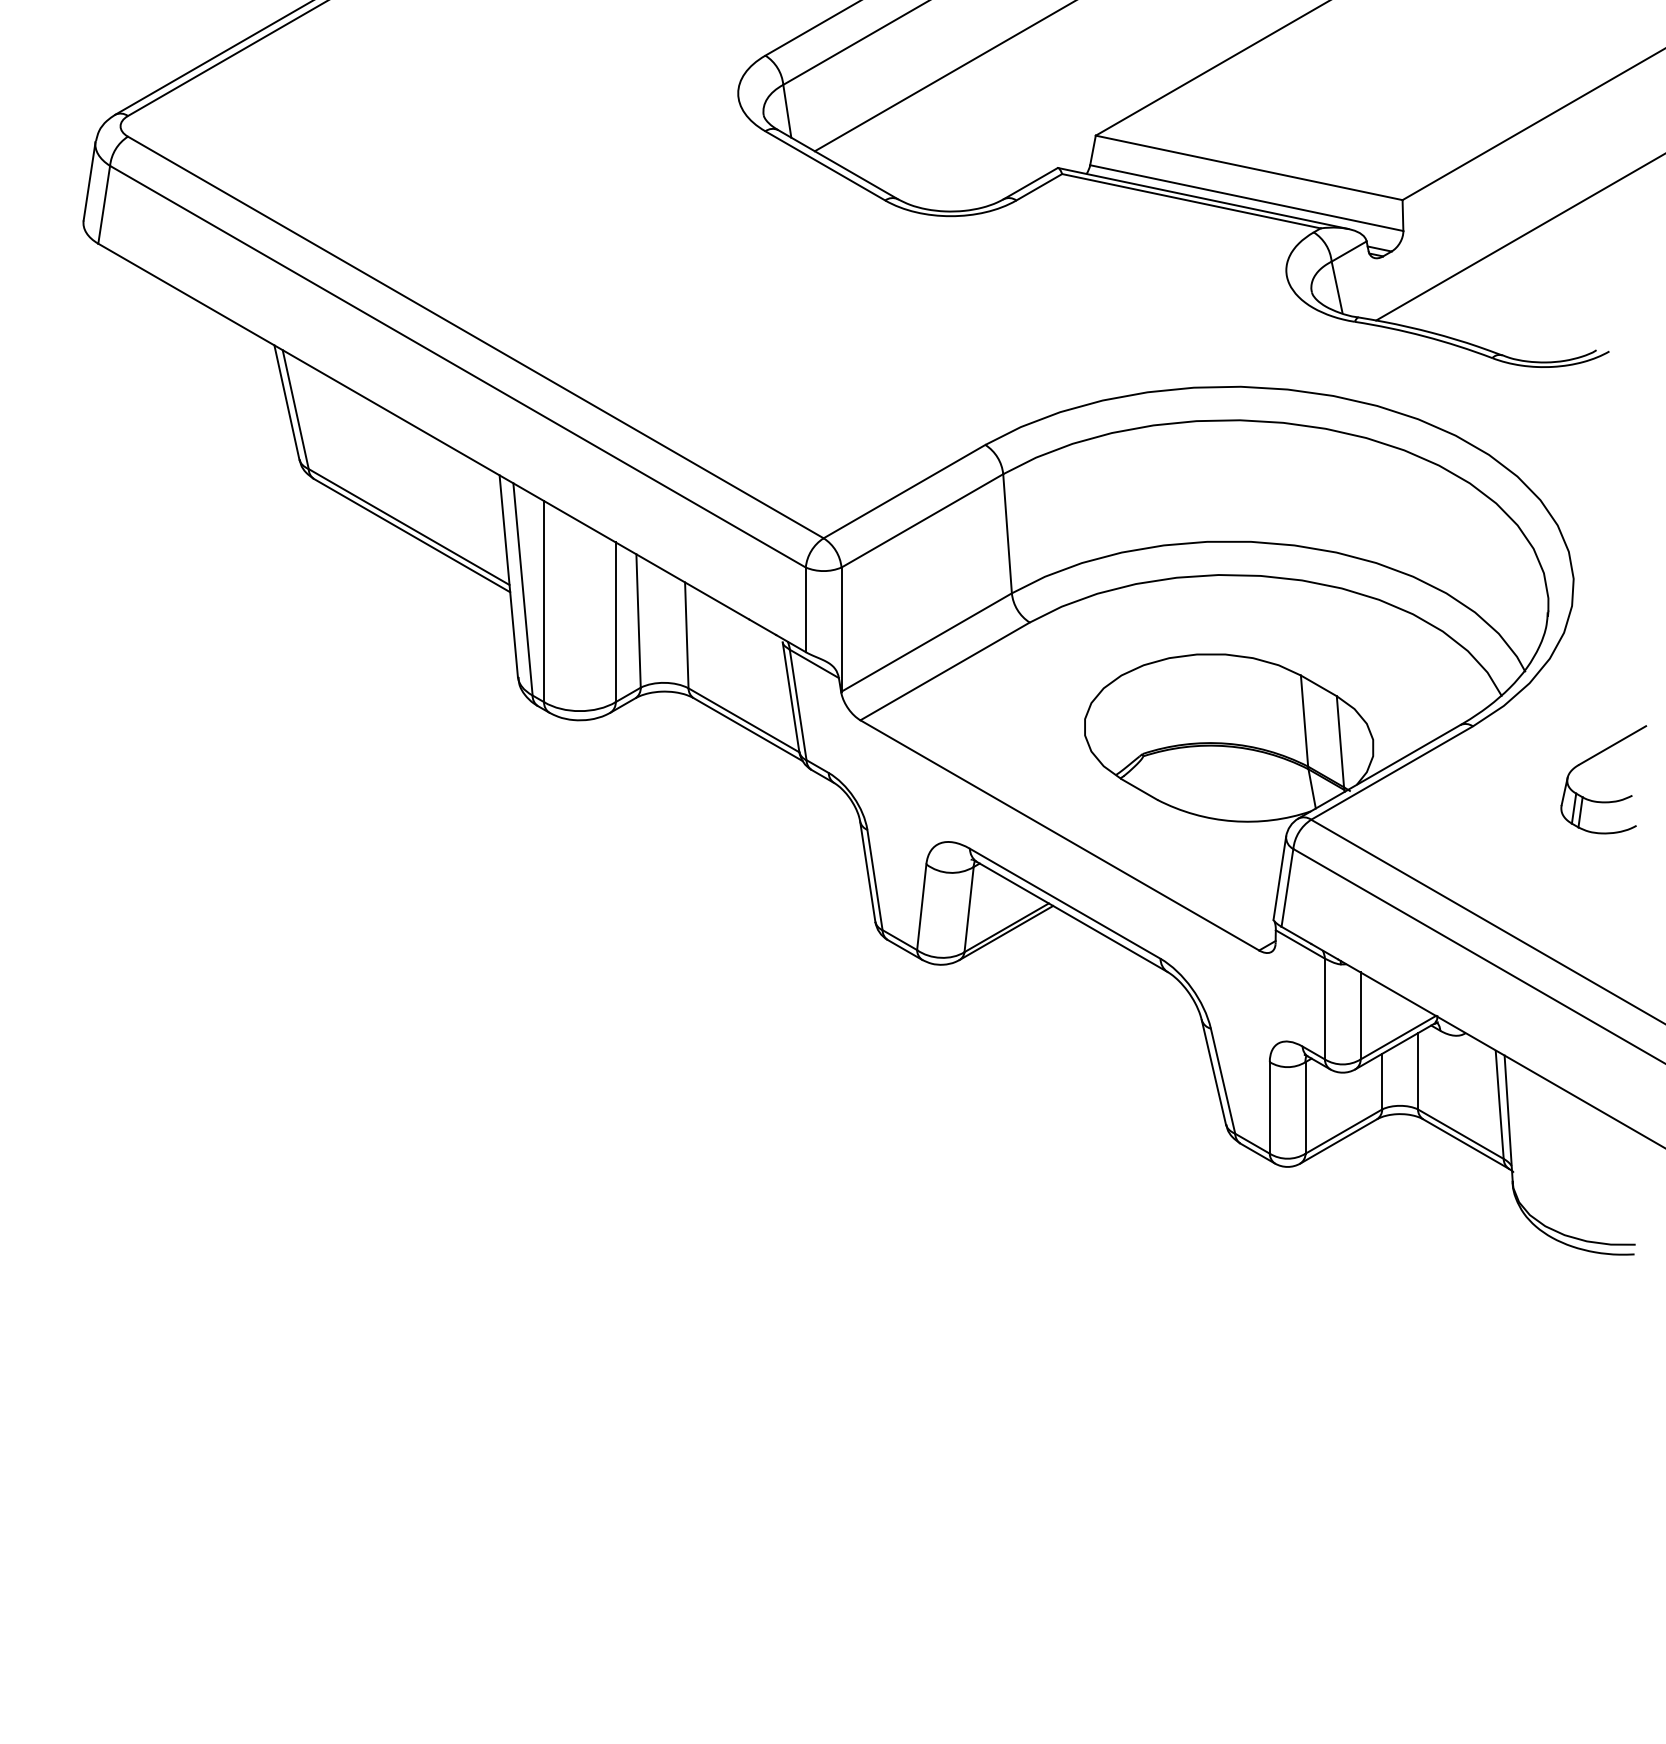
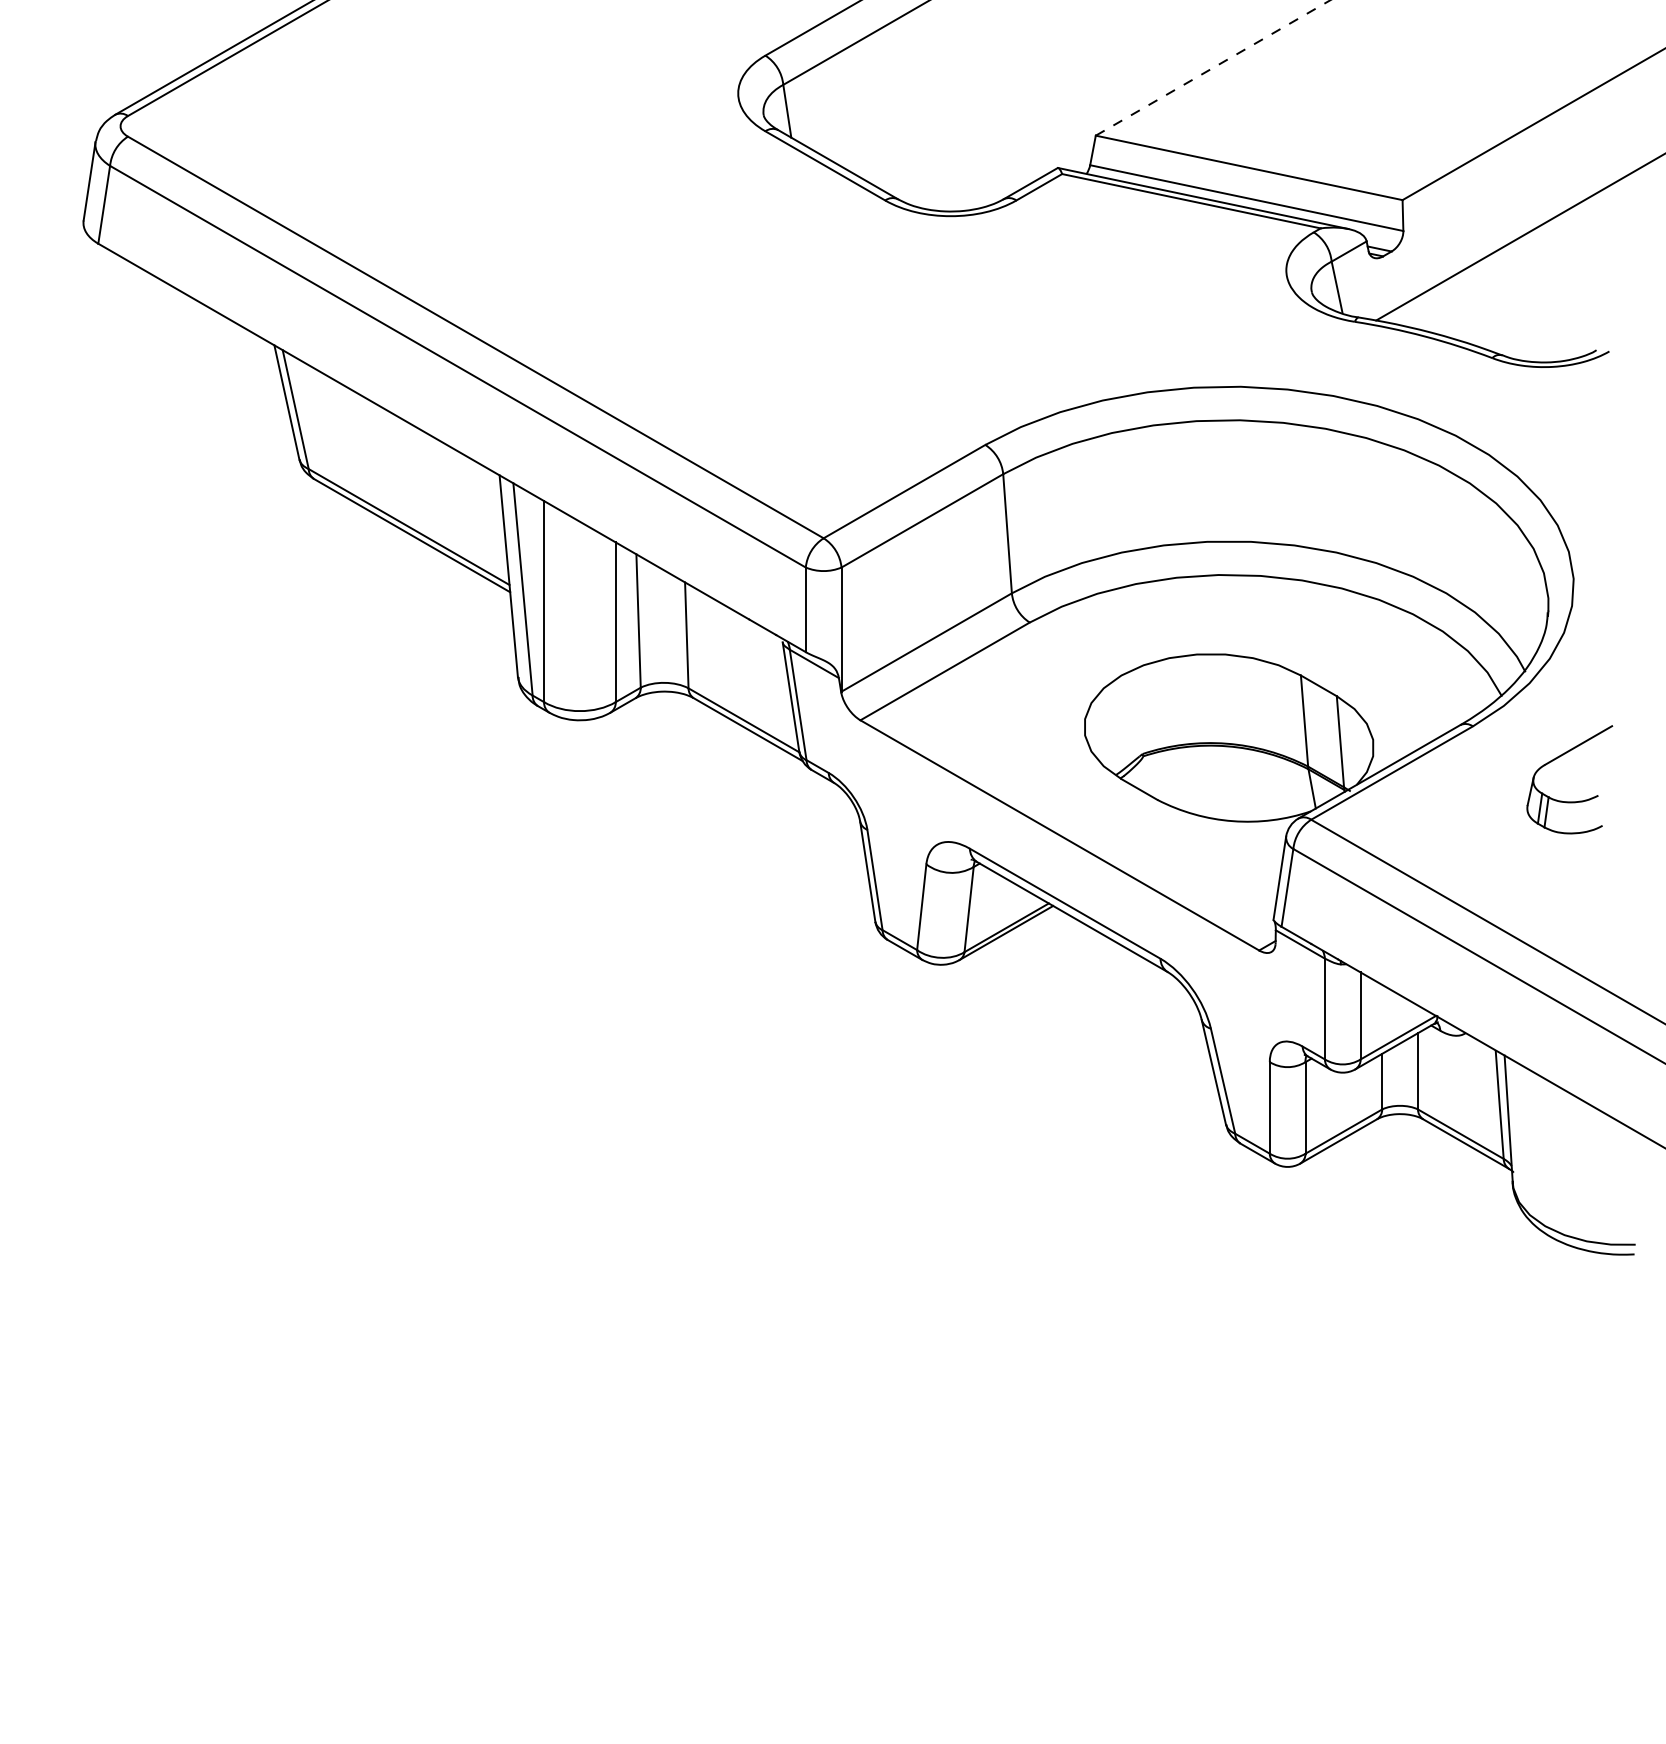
line: solid -> dashed (1213, 67)
line: present -> none (943, 76)
part position: (1603, 801) -> (1569, 801) (1569, 801)
